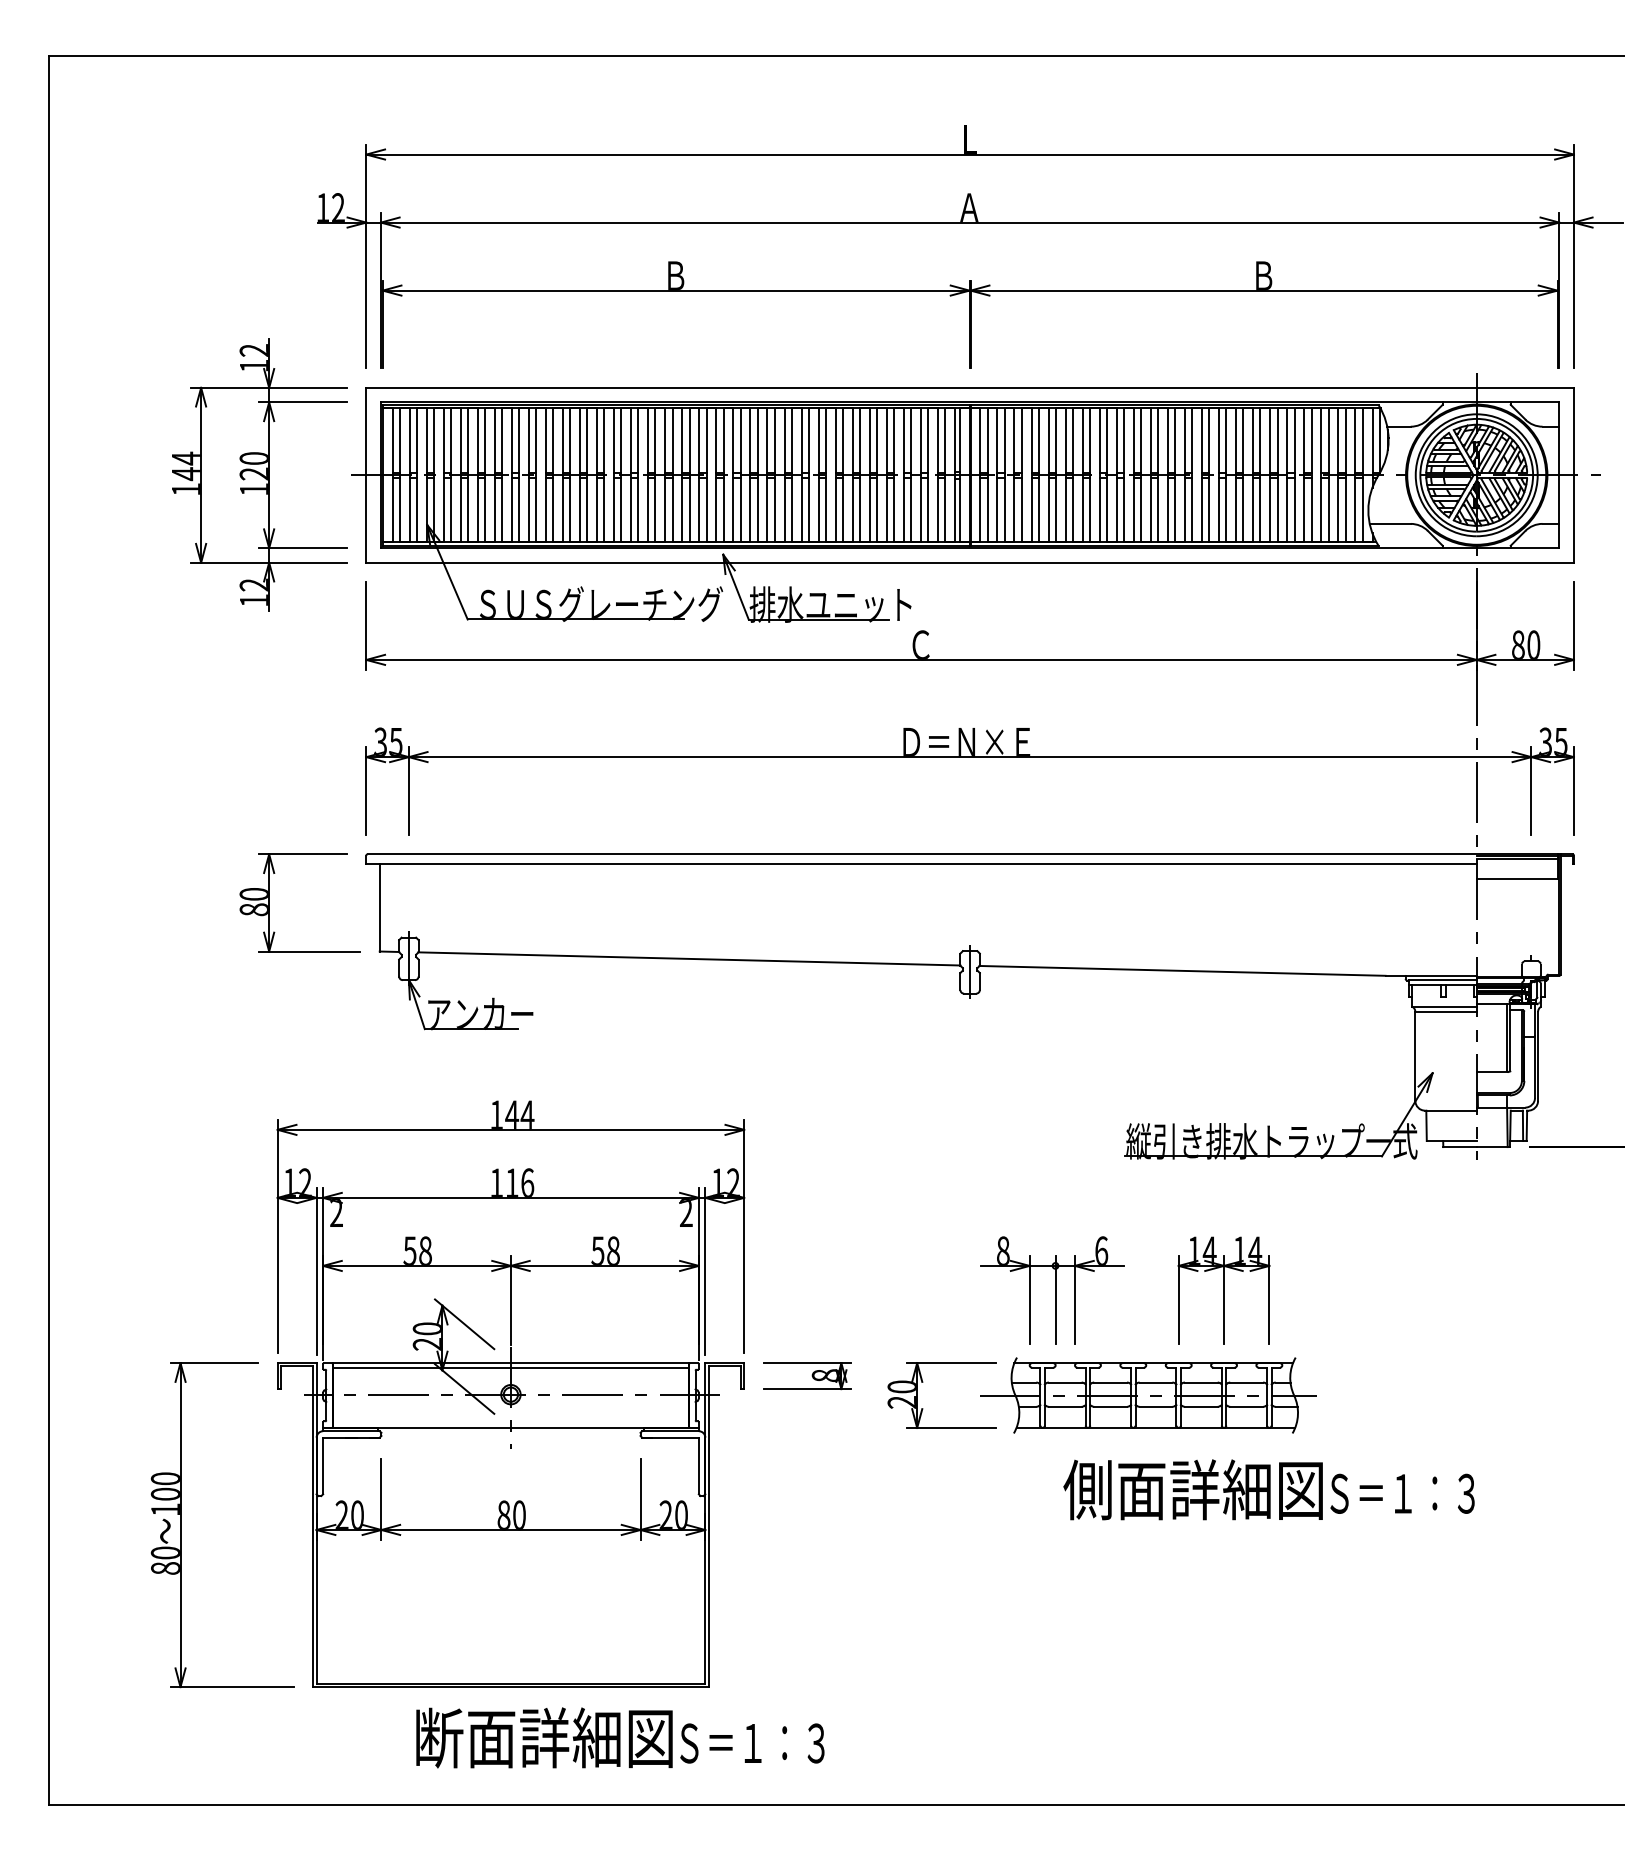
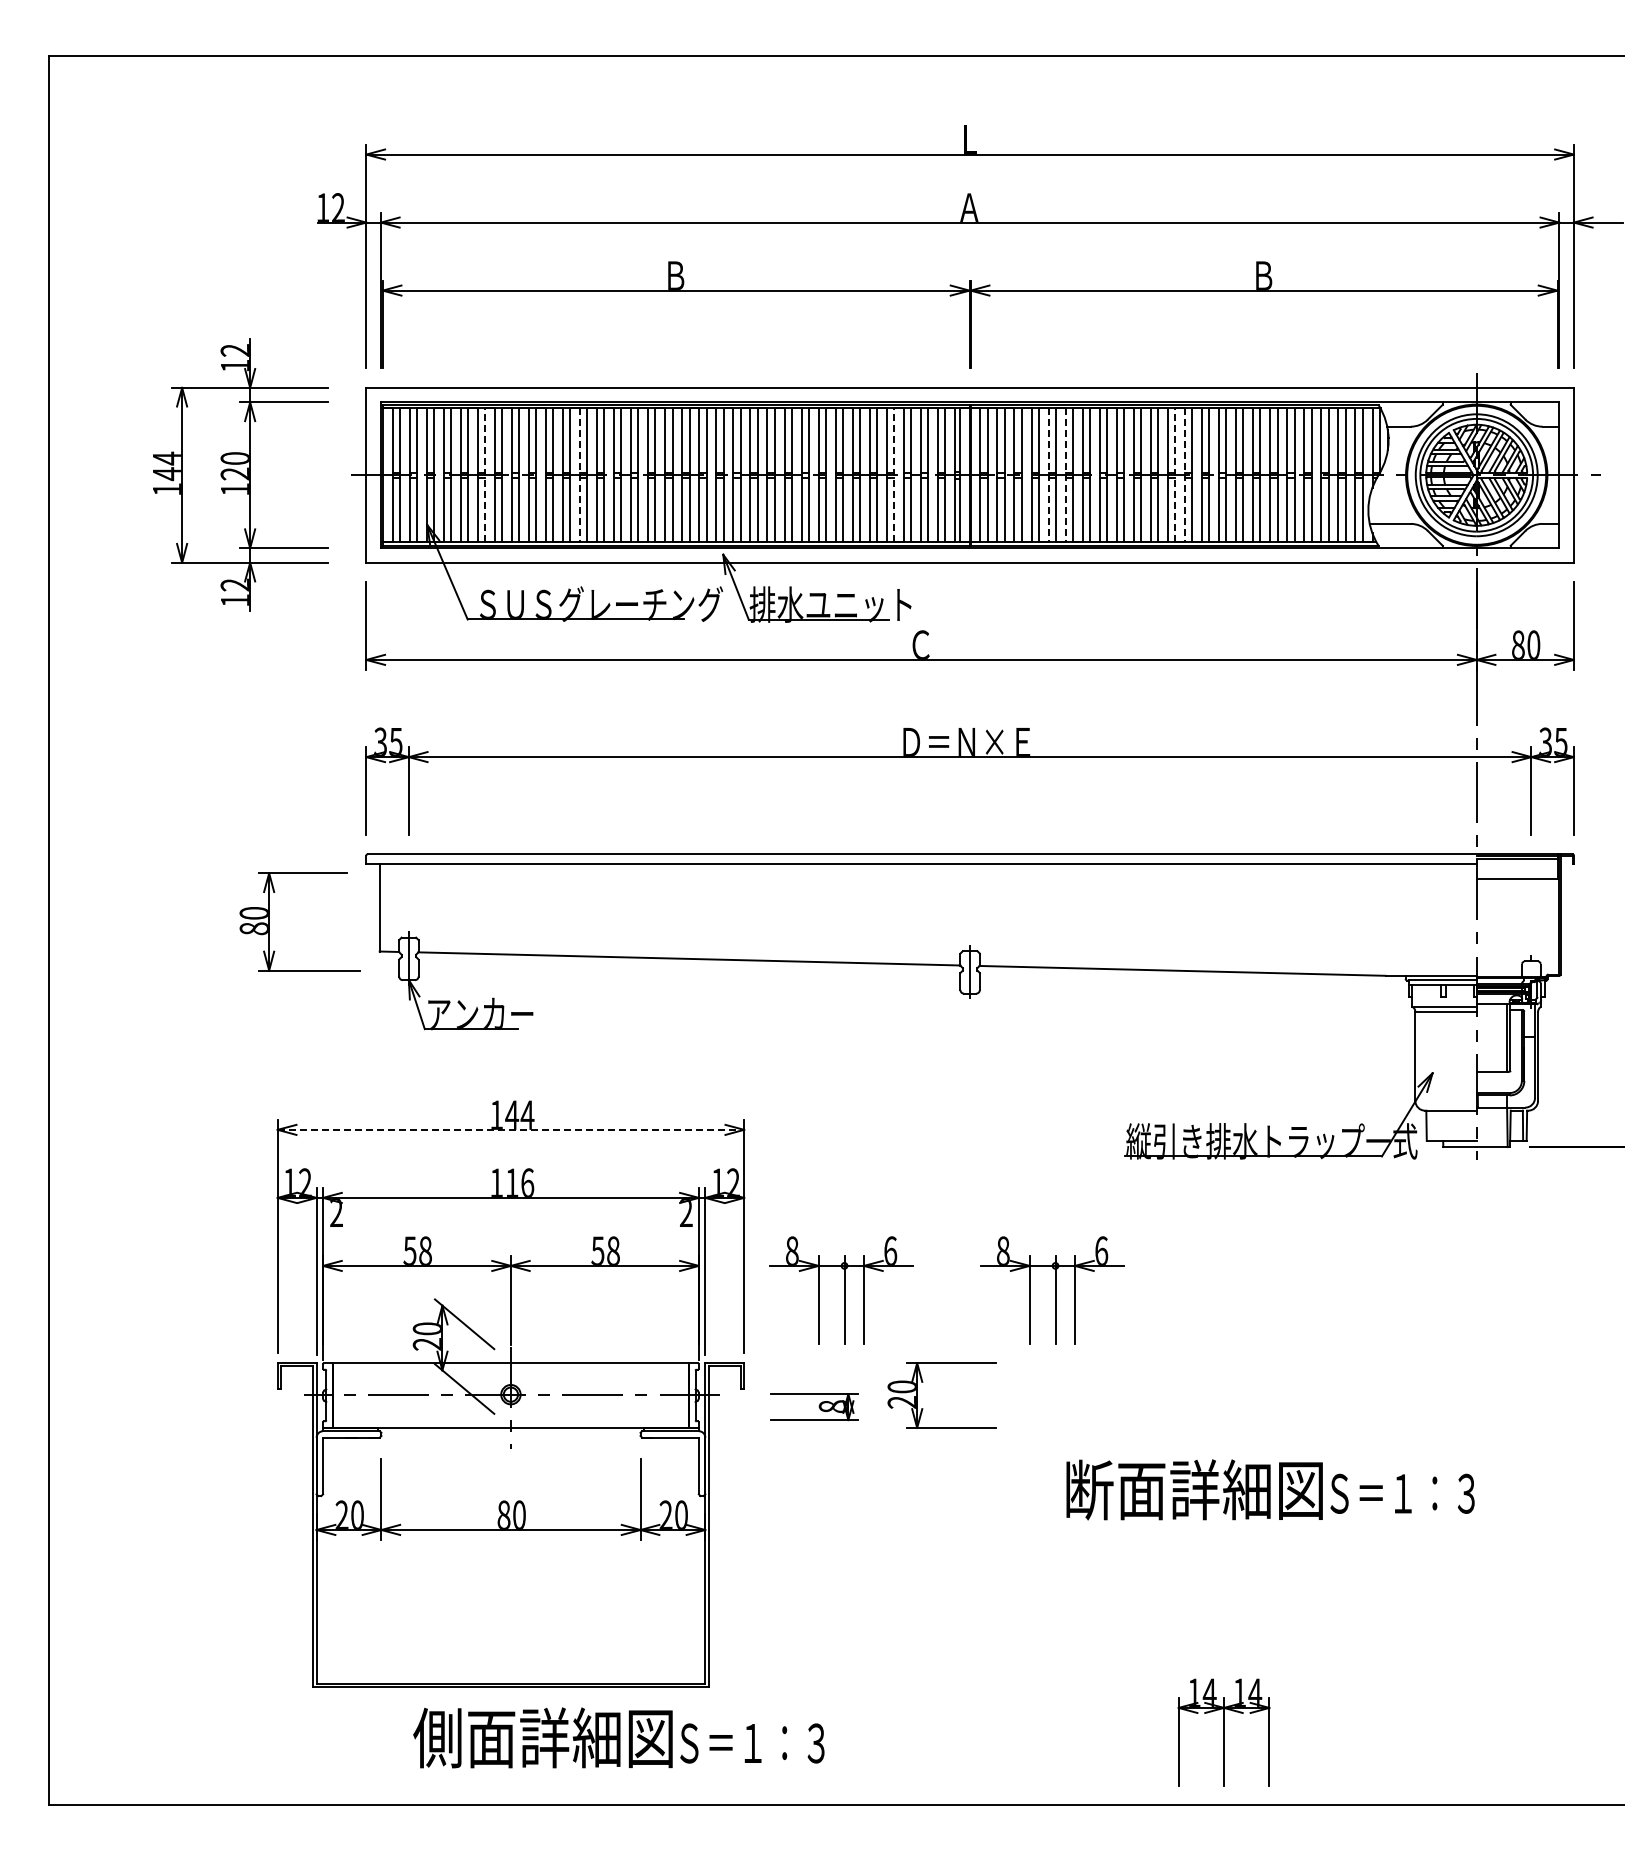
part position: (259, 474) -> (240, 474) (240, 474)
line: solid -> dashed (484, 475)
line: solid -> dashed (579, 475)
line: solid -> dashed (894, 475)
line: solid -> dashed (1048, 475)
line: solid -> dashed (1065, 475)
line: solid -> dashed (1175, 475)
line: solid -> dashed (1184, 475)
part position: (269, 902) -> (269, 921) (269, 921)
line: solid -> dashed (511, 1129)
part: none -> present (841, 1290)
part position: (1223, 1290) -> (1223, 1732) (1223, 1732)
line: present -> none (510, 1367)
part position: (807, 1376) -> (814, 1407) (814, 1407)
part: present -> none (1148, 1395)
text: 側面詳細図 -> 断面詳細図 (1088, 1489)
part: present -> none (181, 1525)
text: 断面詳細図 -> 側面詳細図 (438, 1737)
